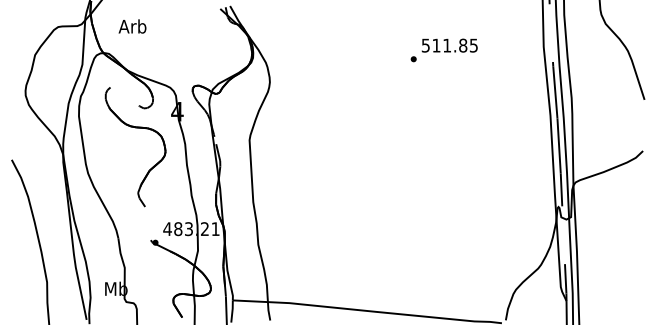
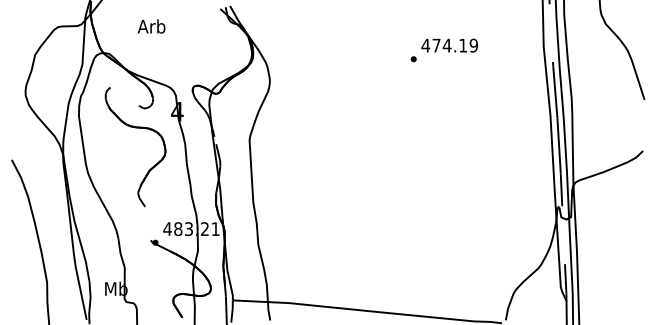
text position: (132, 26) -> (151, 26) (151, 26)
text: 511.85 -> 474.19 (449, 45)
